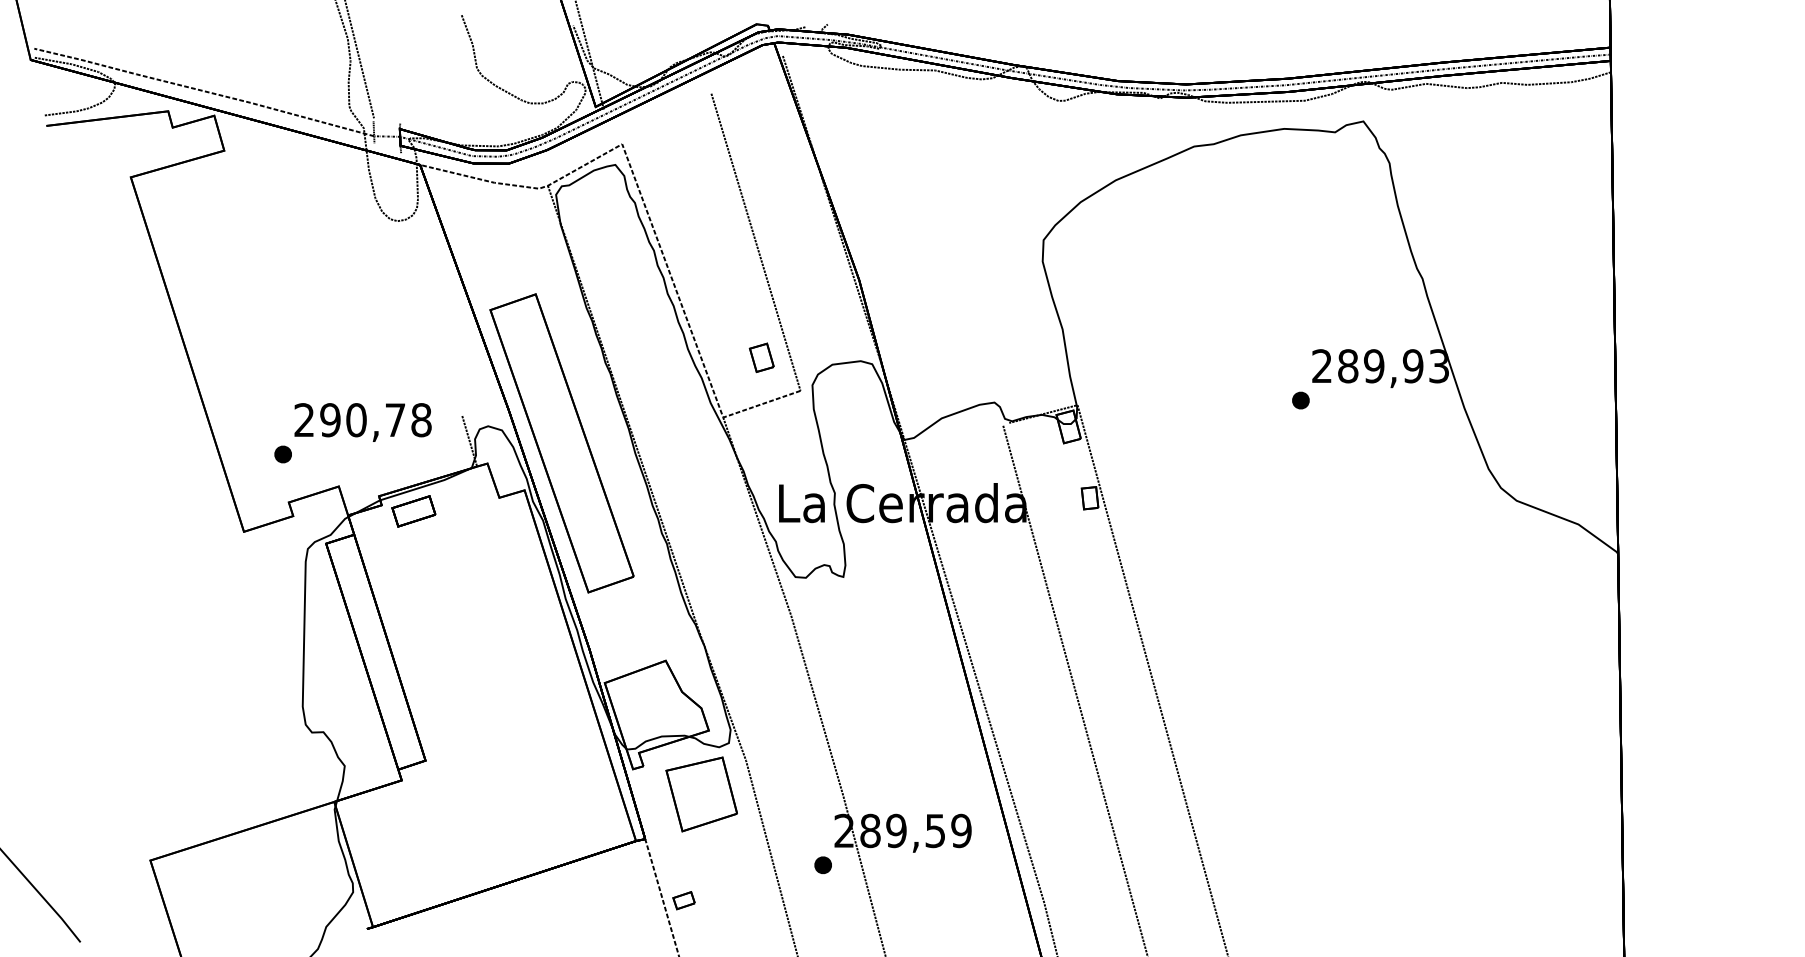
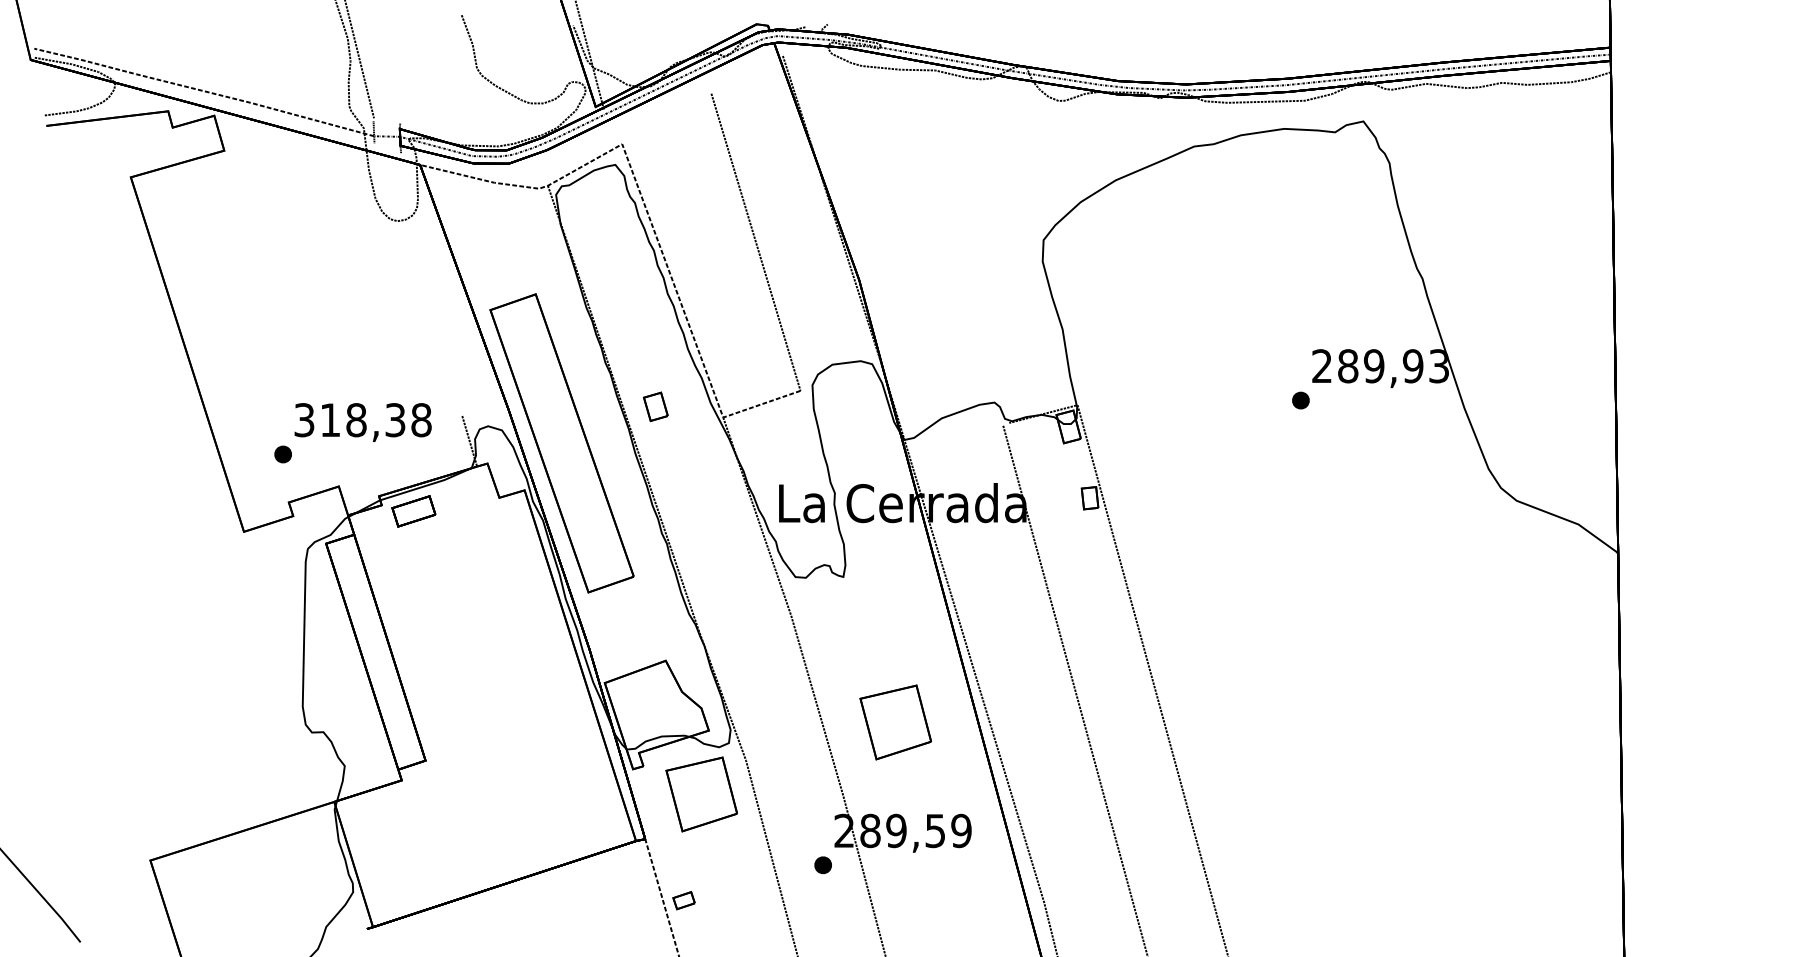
part position: (761, 357) -> (655, 406) (655, 406)
text: 290,78 -> 318,38 (349, 420)
part: none -> present (895, 722)
